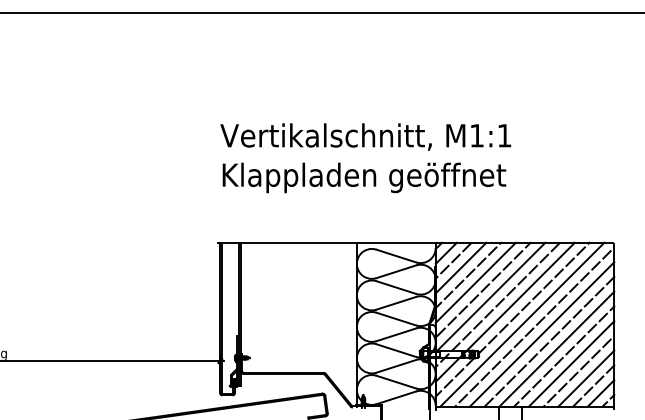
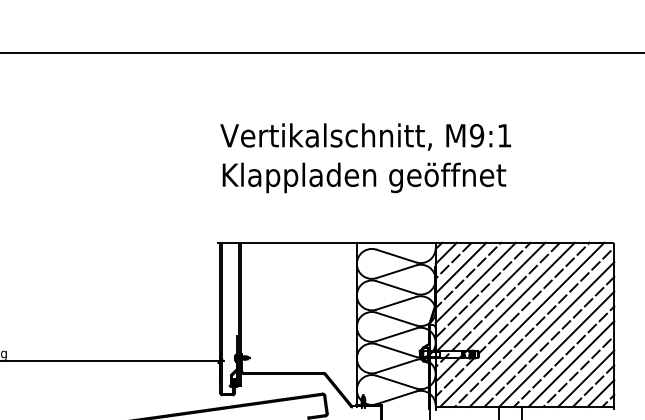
line position: (321, 12) -> (321, 52) (321, 52)
text: M1:1 -> M9:1 (477, 135)
